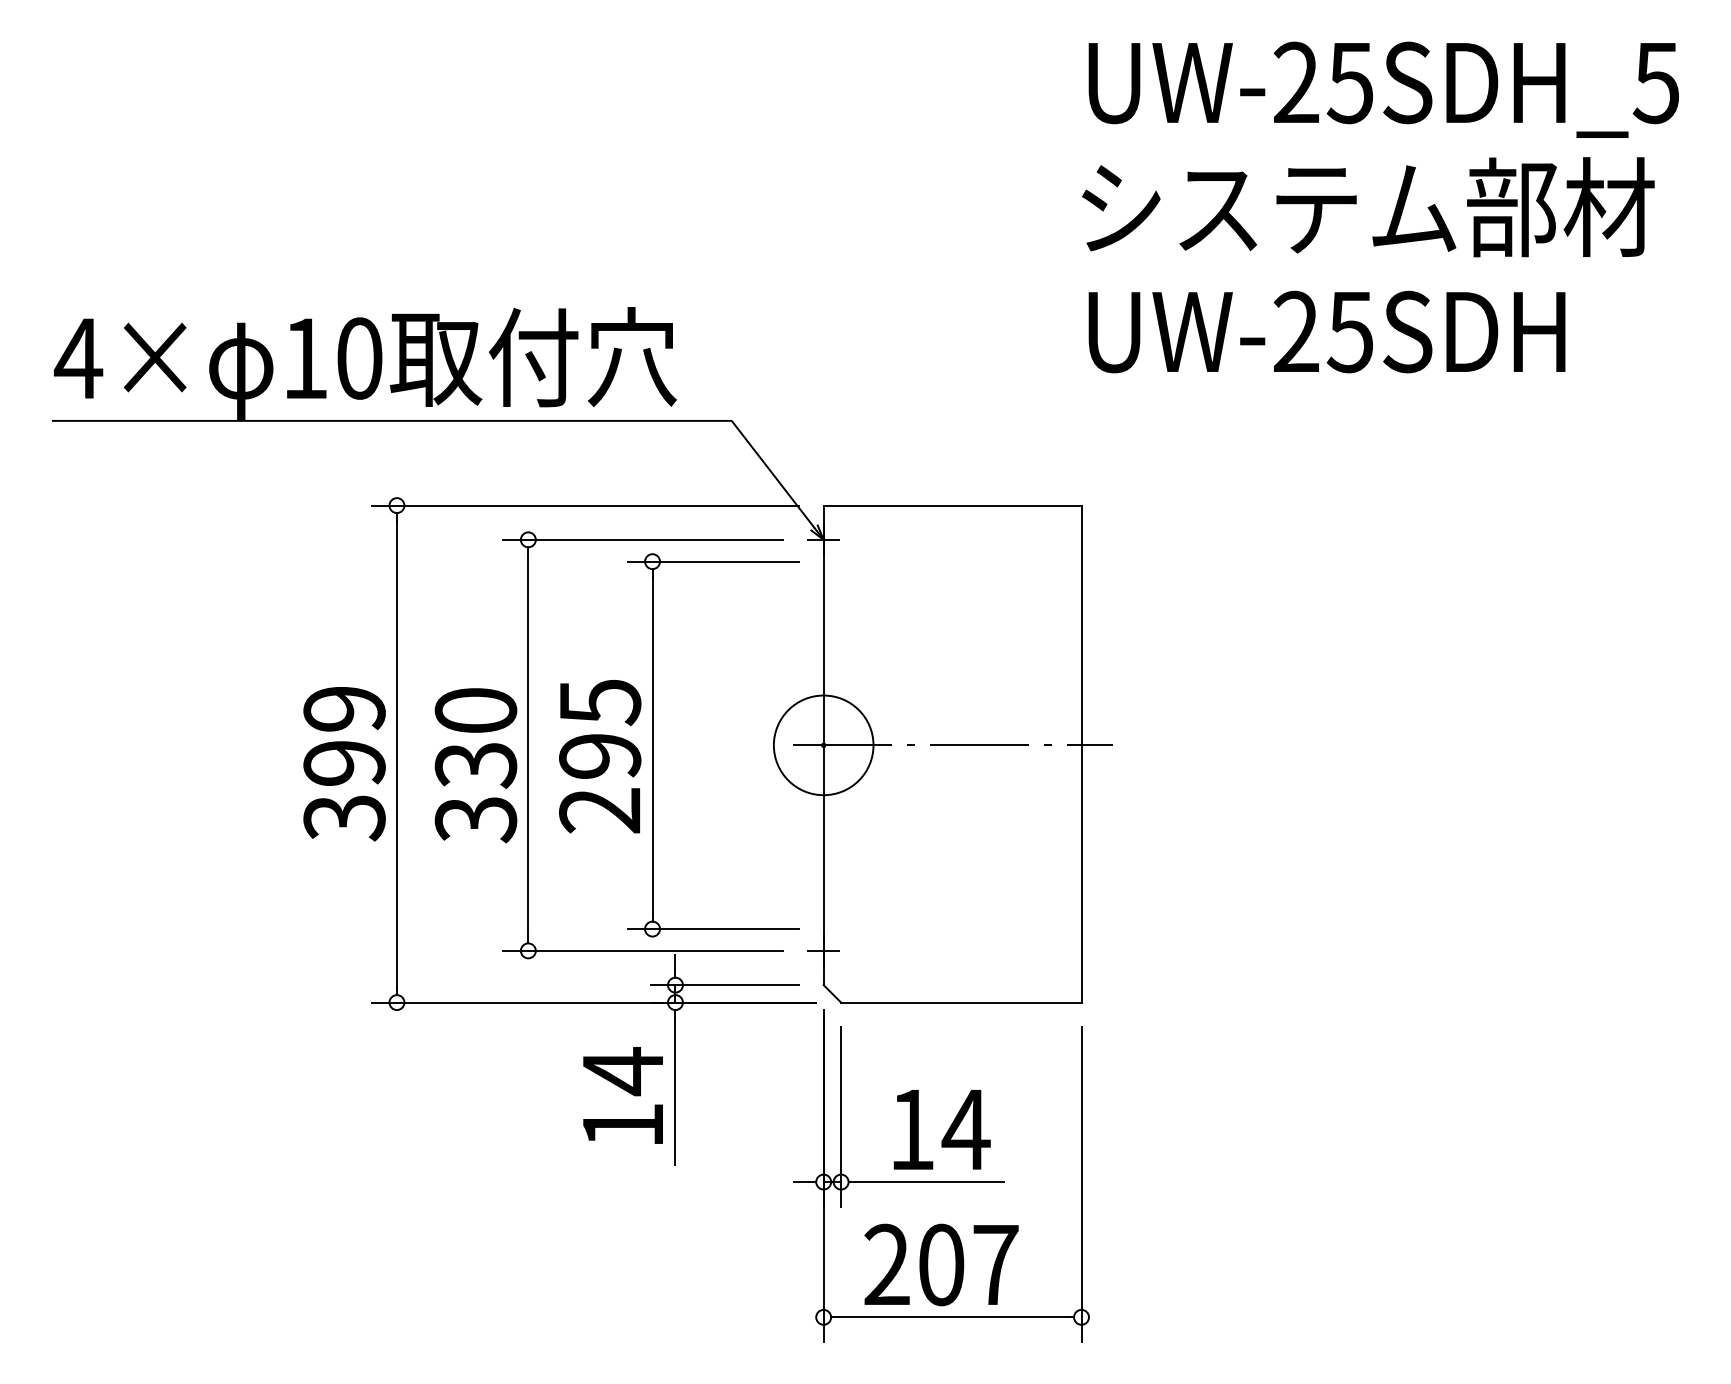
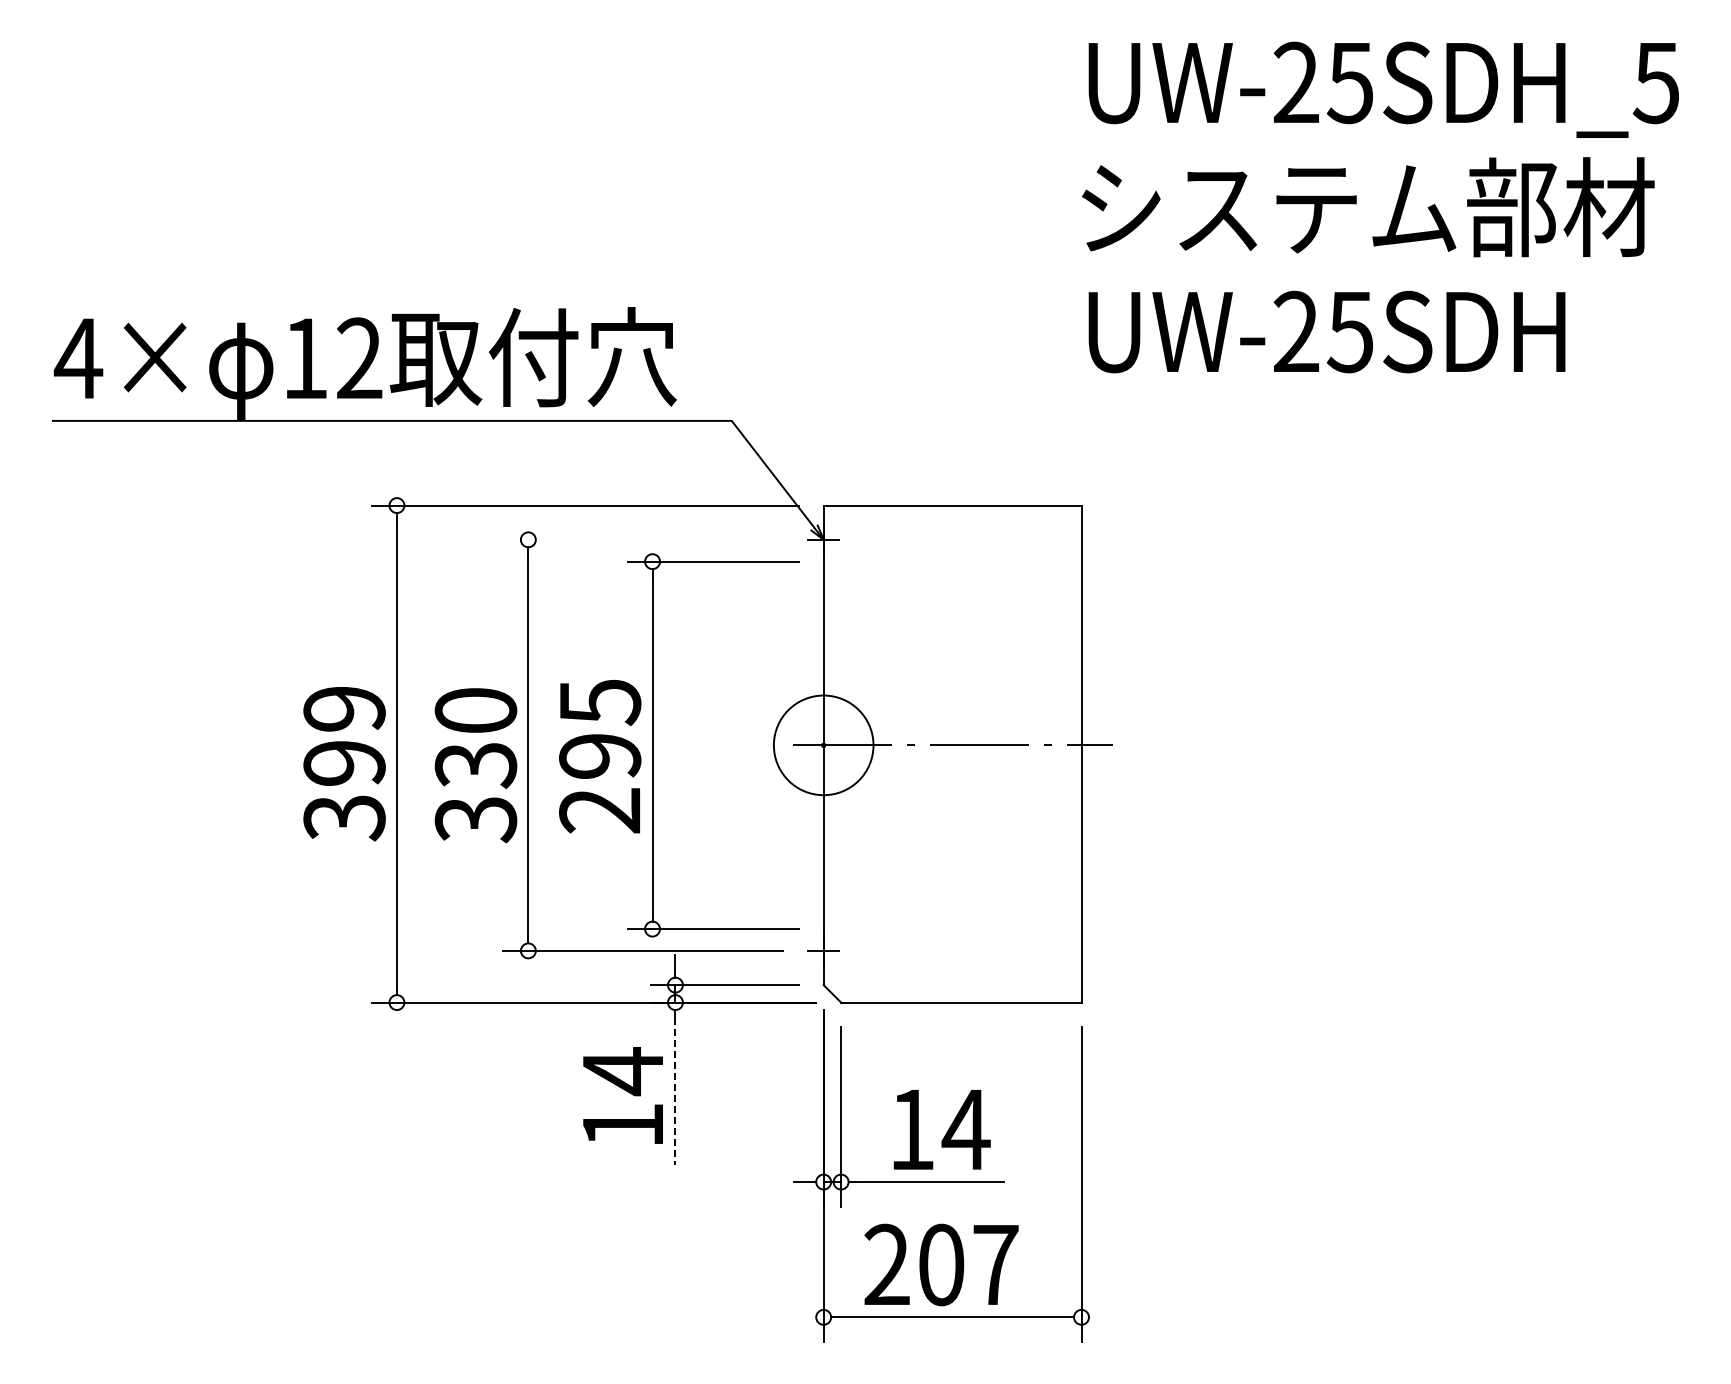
text: 10 -> 12 (359, 358)
line: present -> none (643, 539)
line: solid -> dashed (675, 1091)
